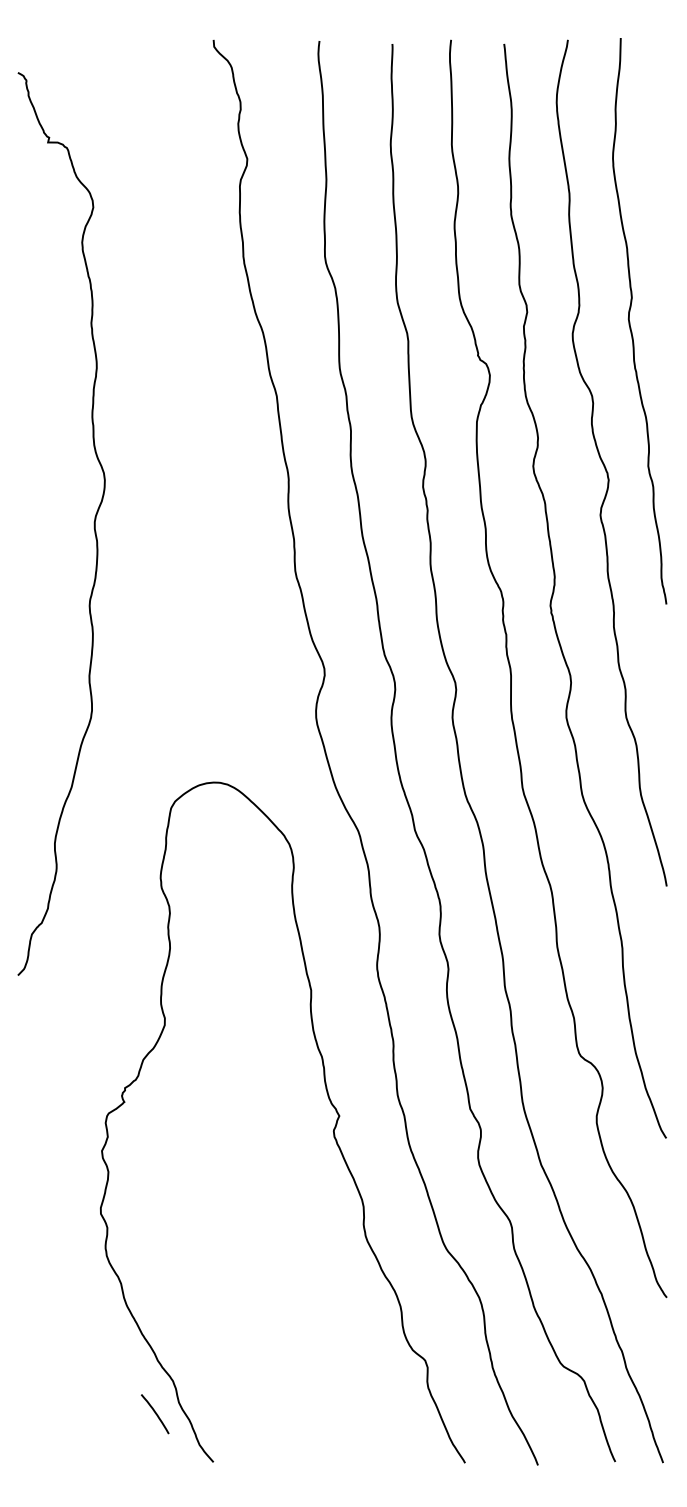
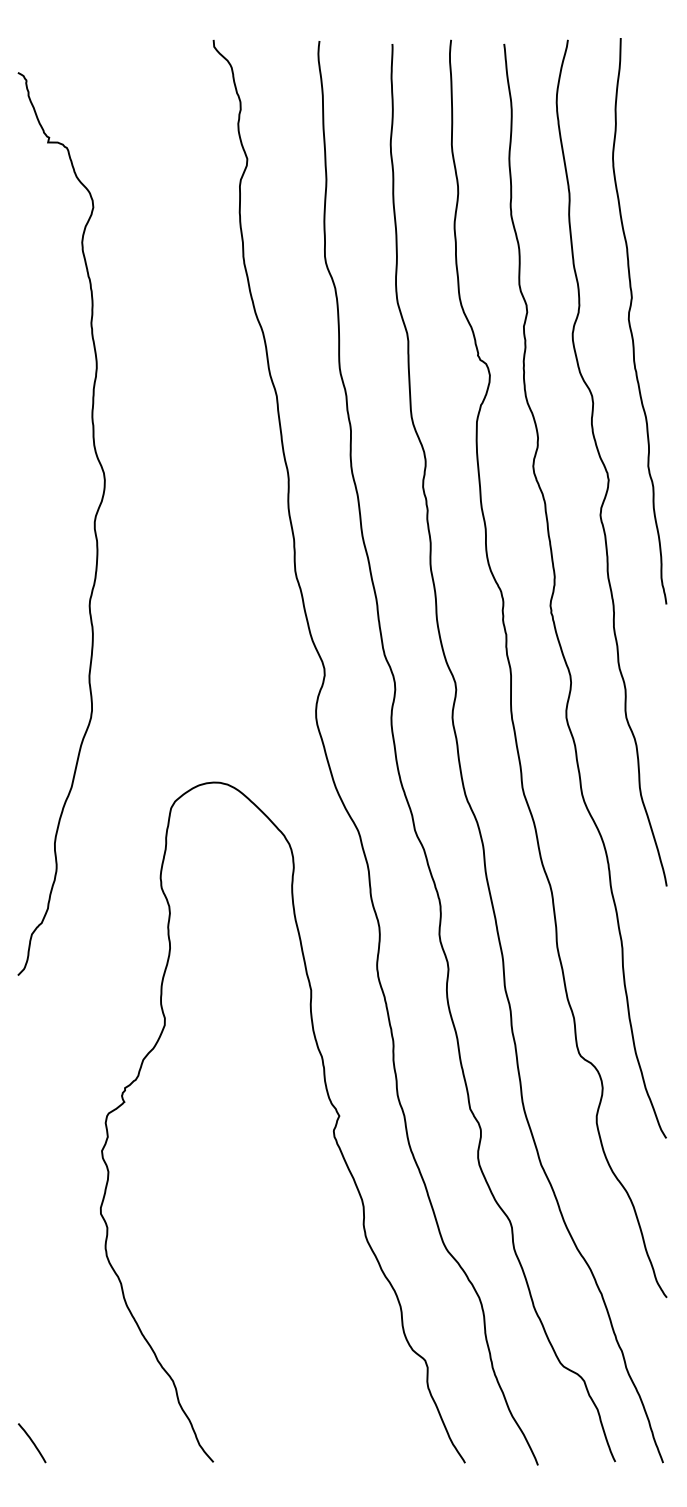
curve position: (154, 1413) -> (31, 1442) (31, 1442)
